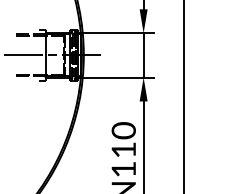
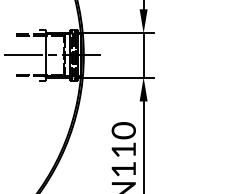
line: present -> none (183, 96)
